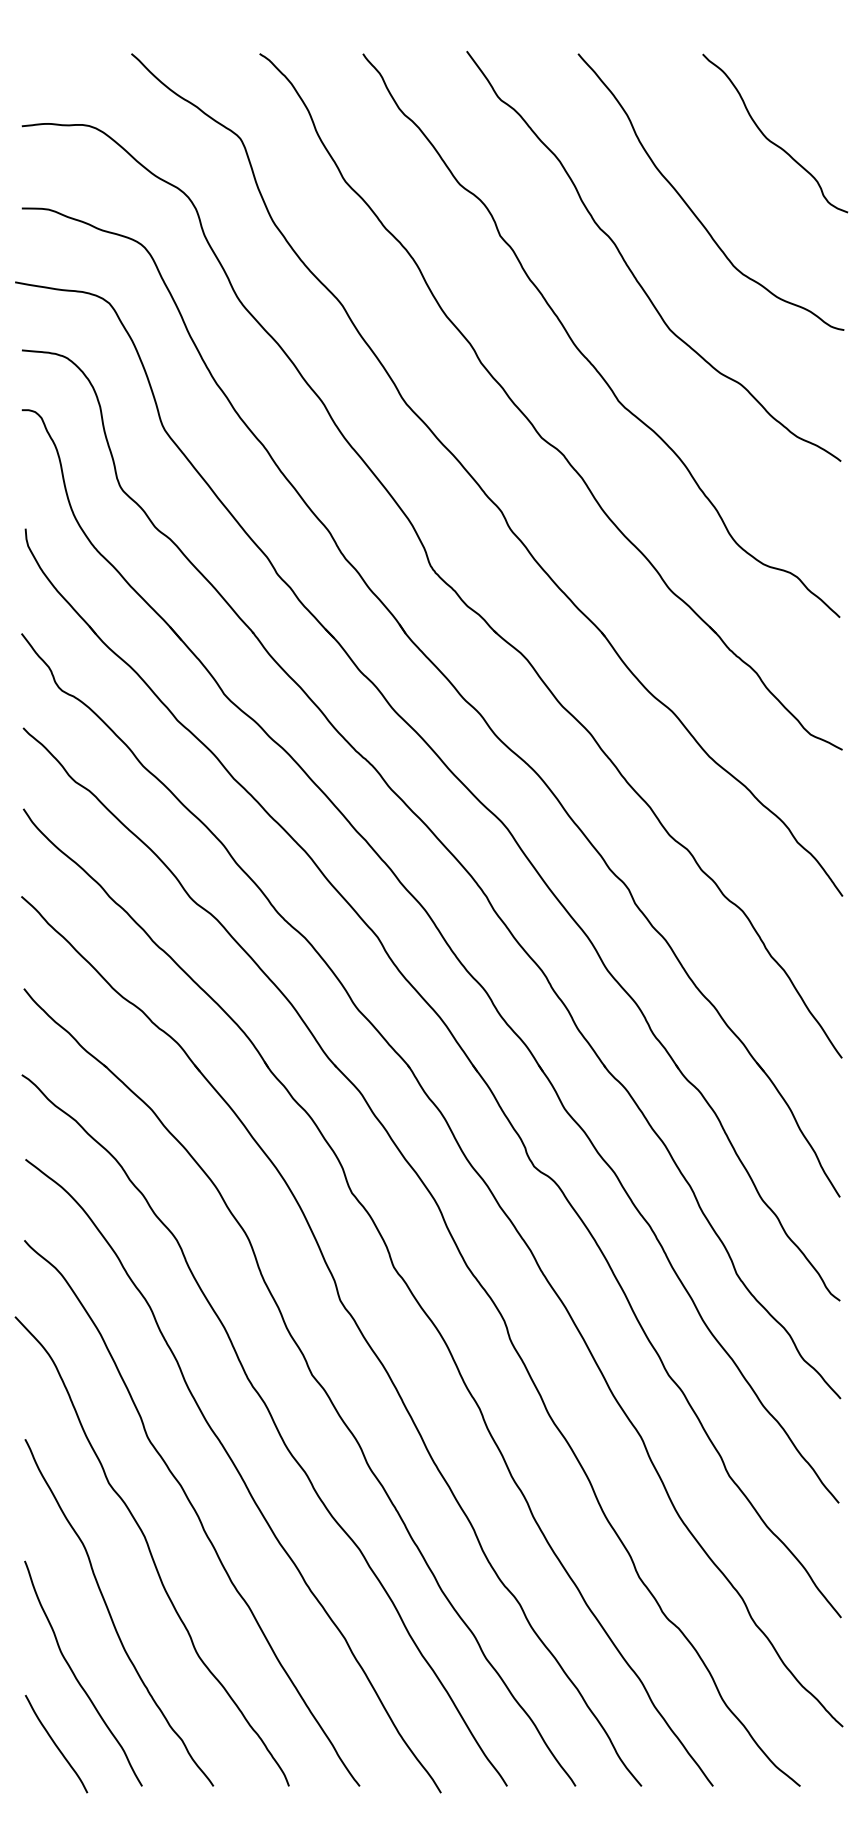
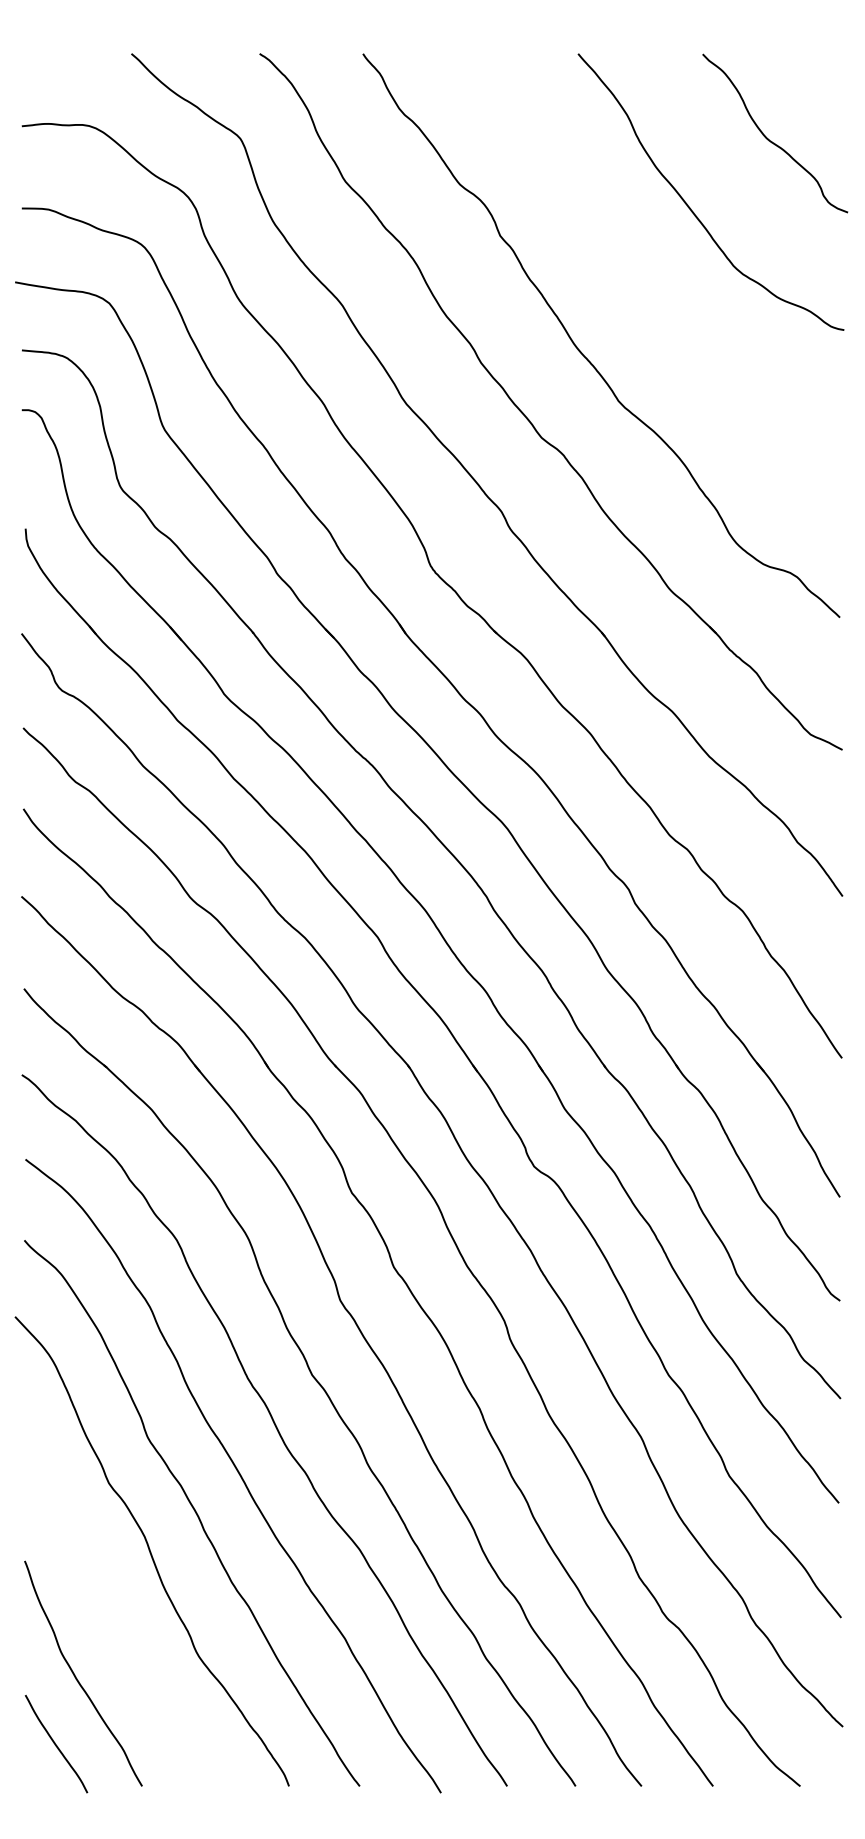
curve: present -> none (632, 271)
curve: present -> none (111, 1615)
